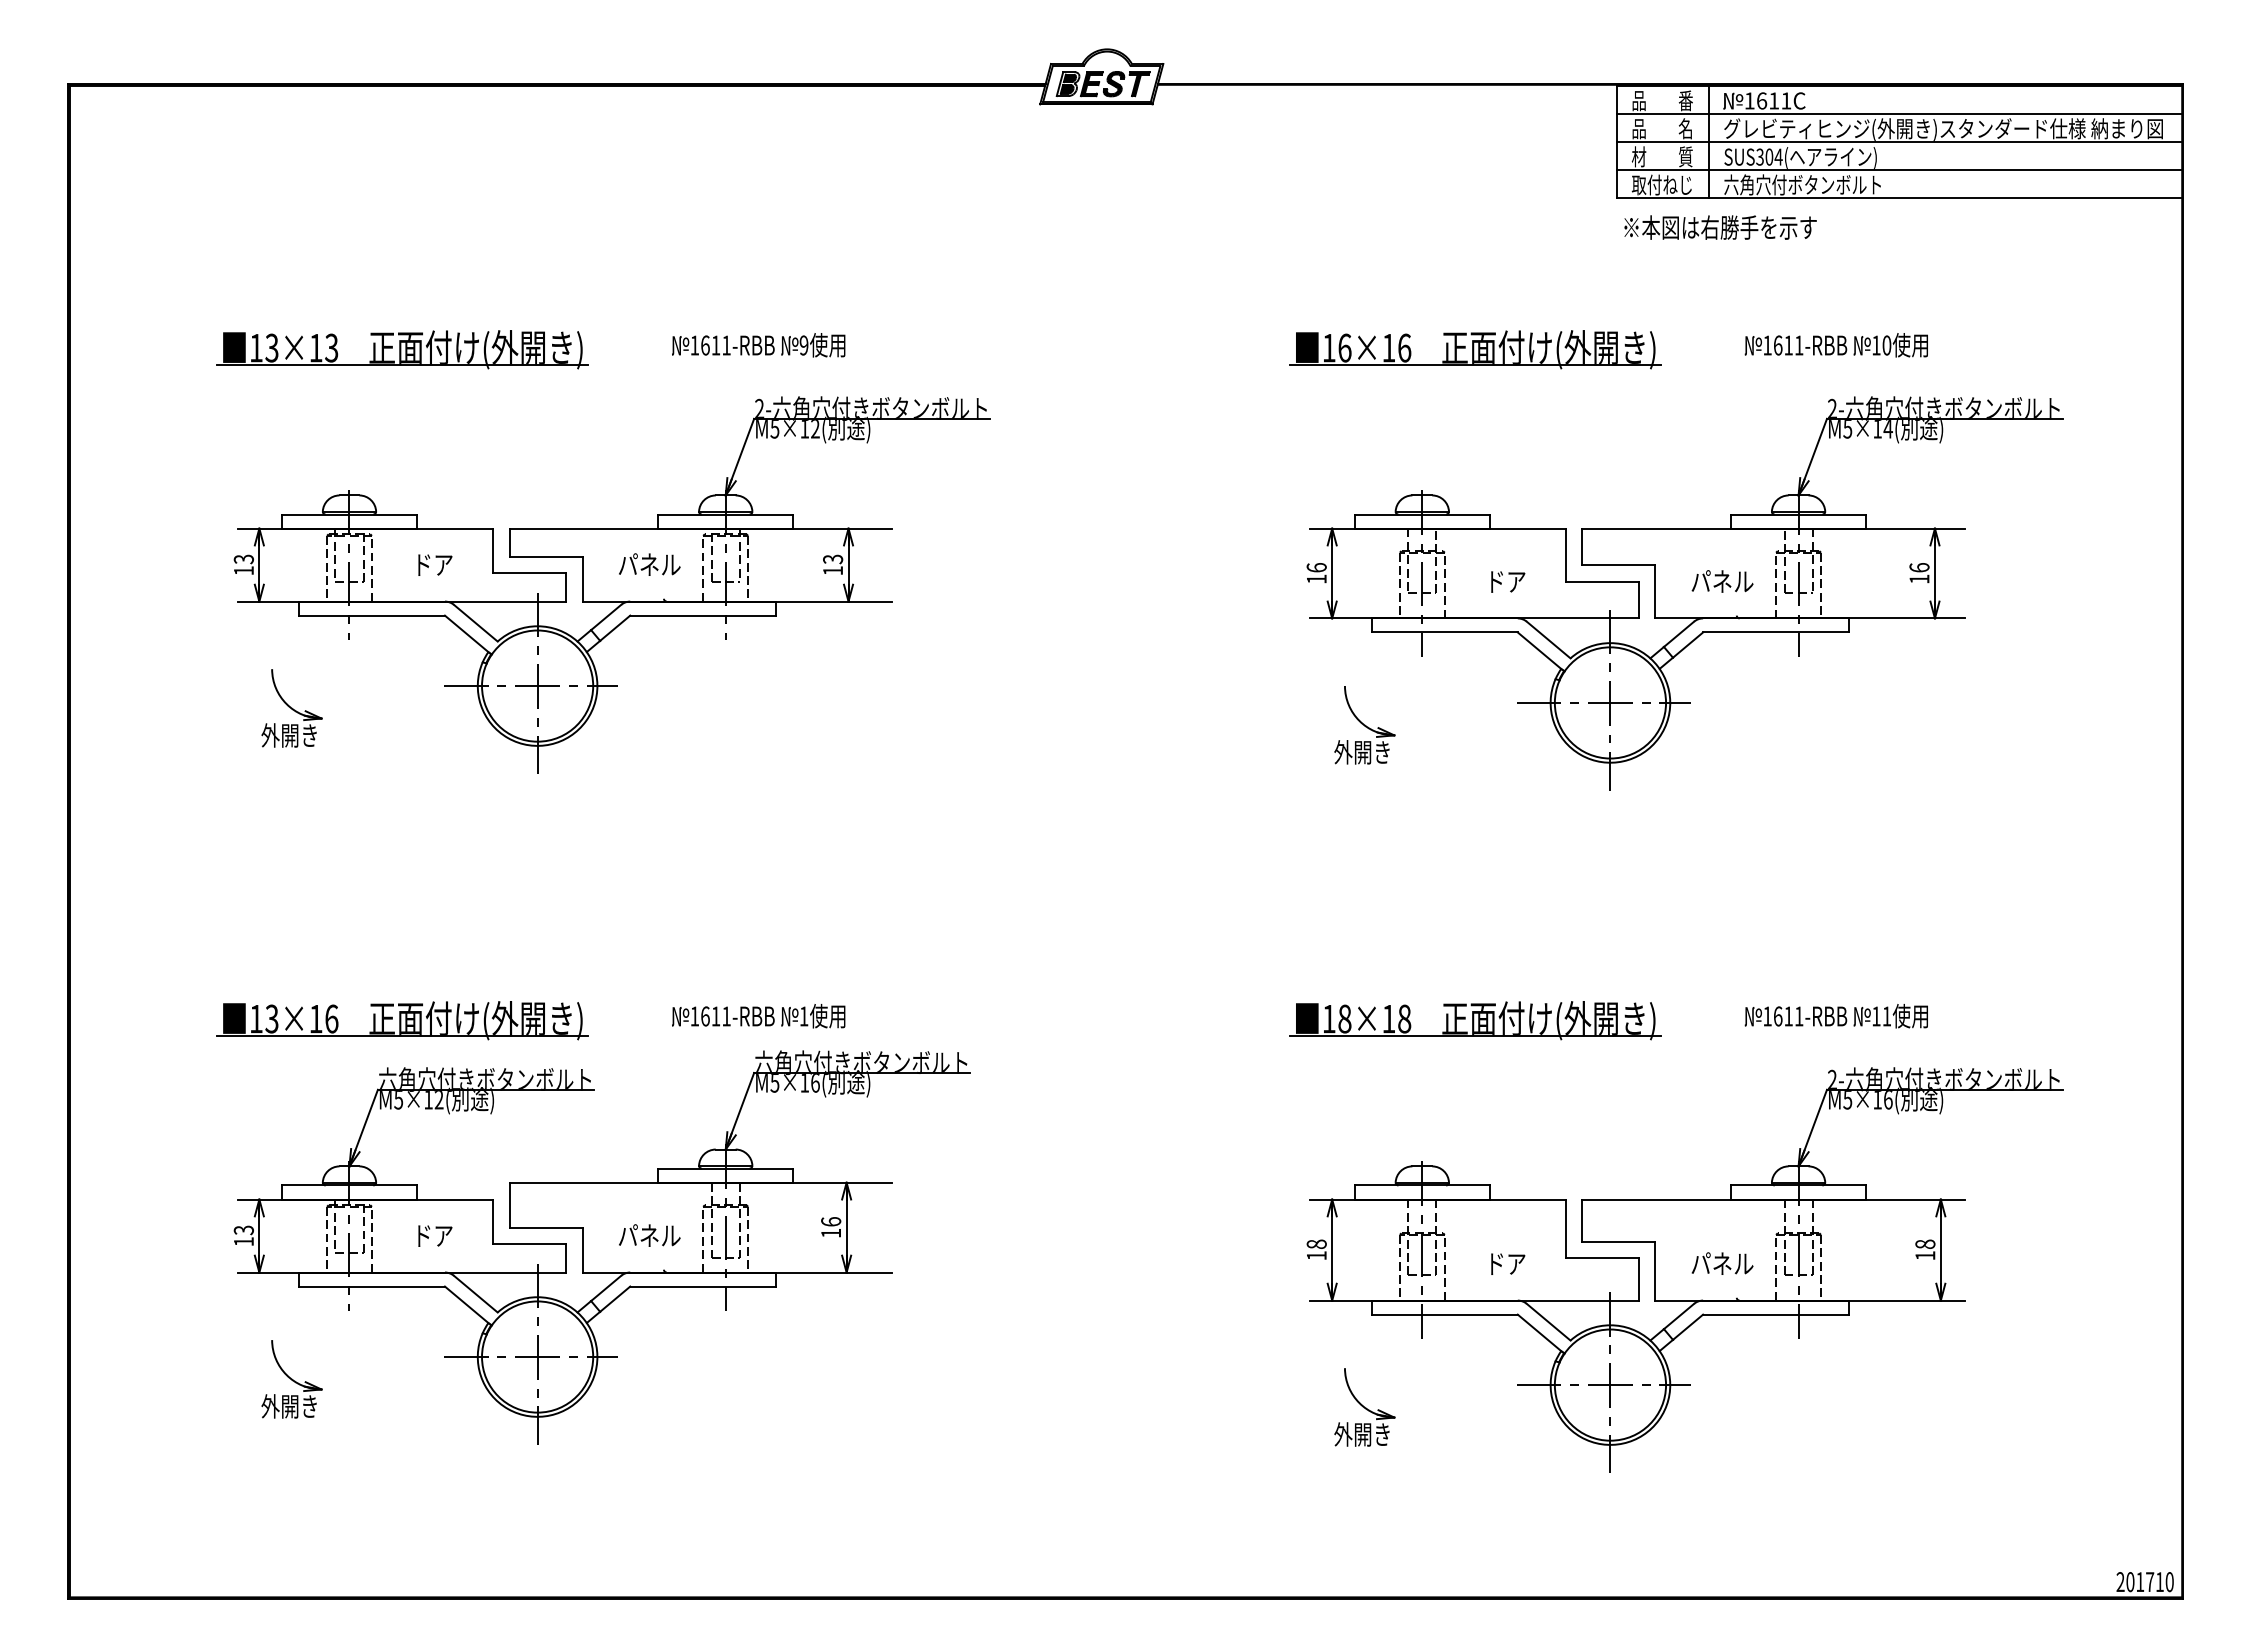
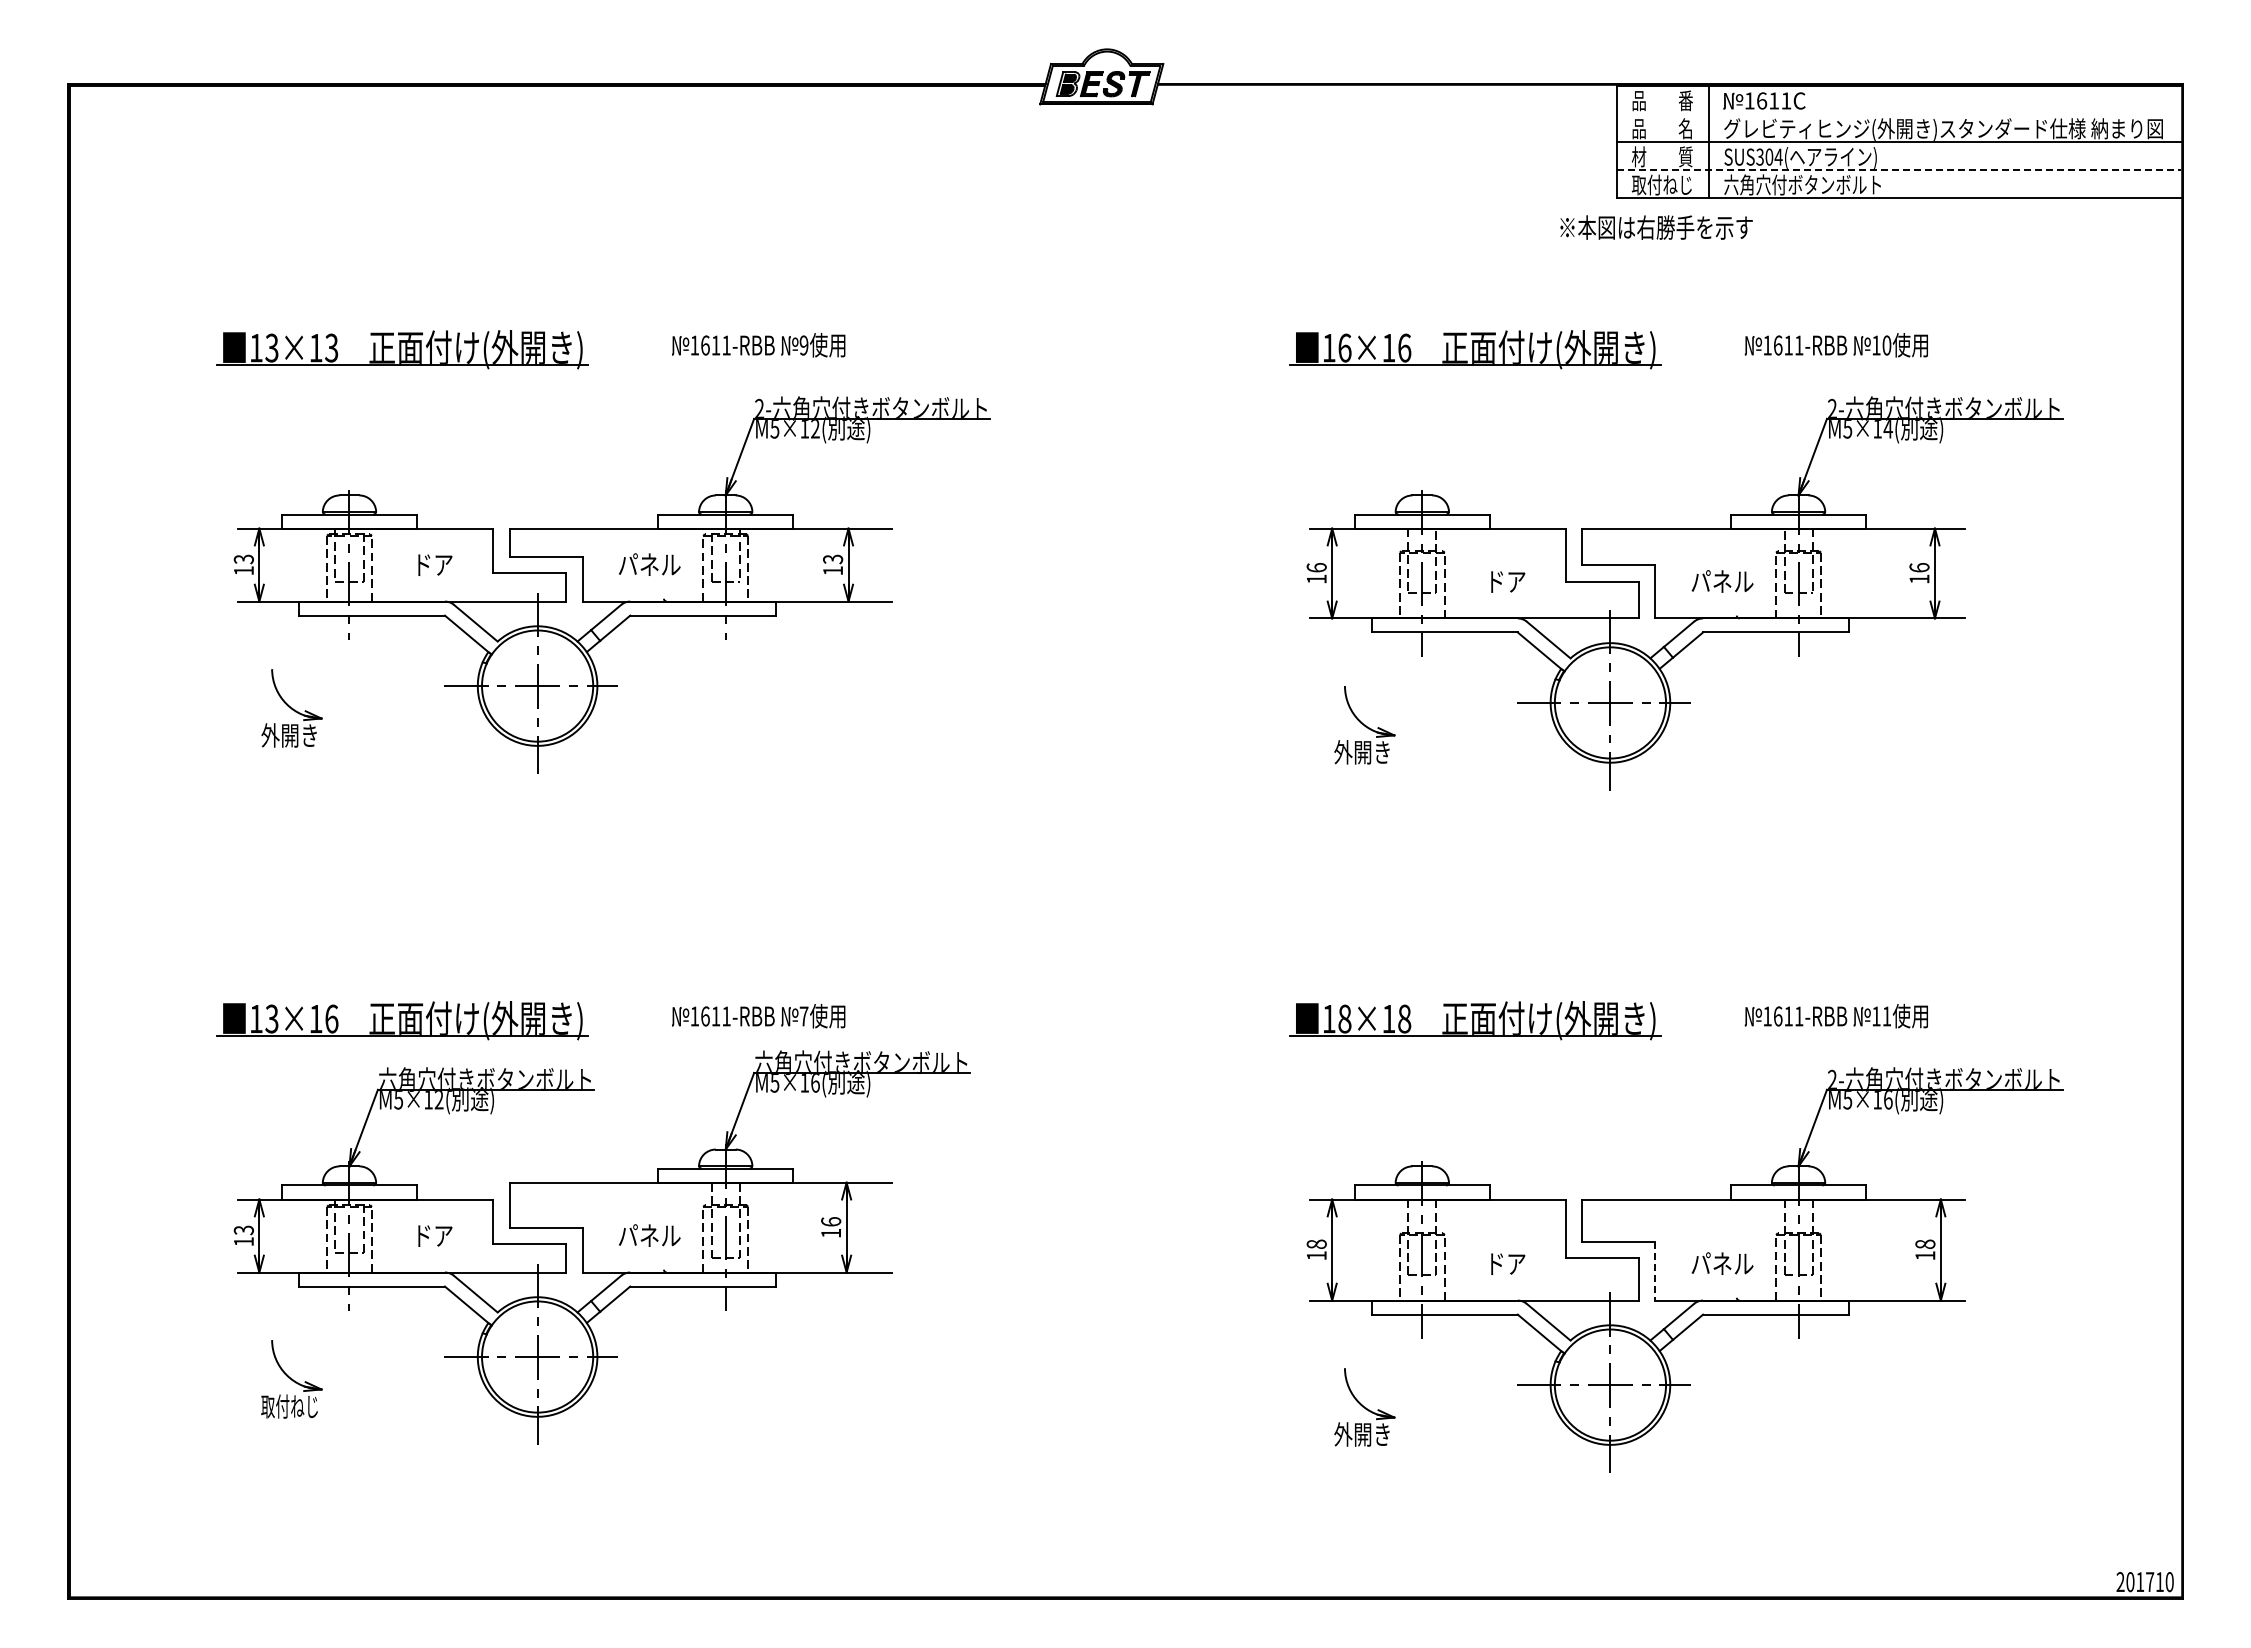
line: present -> none (1898, 113)
line: solid -> dashed (1899, 170)
text position: (1720, 227) -> (1656, 227) (1656, 227)
text: 1 -> 7 (803, 1016)
line: solid -> dashed (1655, 1271)
text: 外開き -> 取付ねじ (289, 1406)
